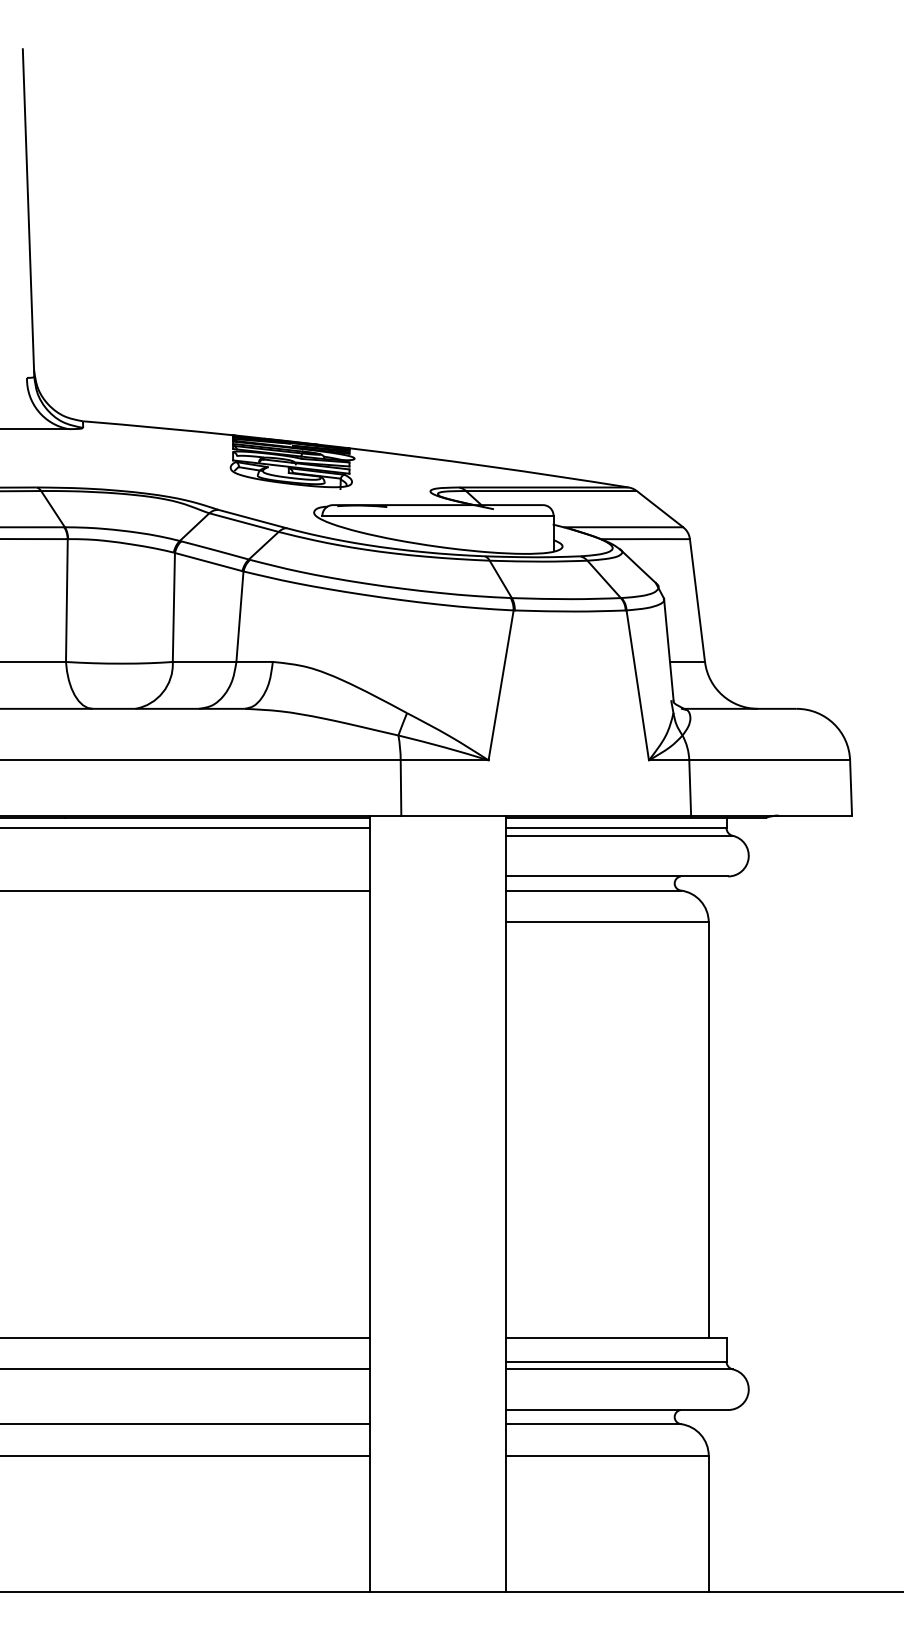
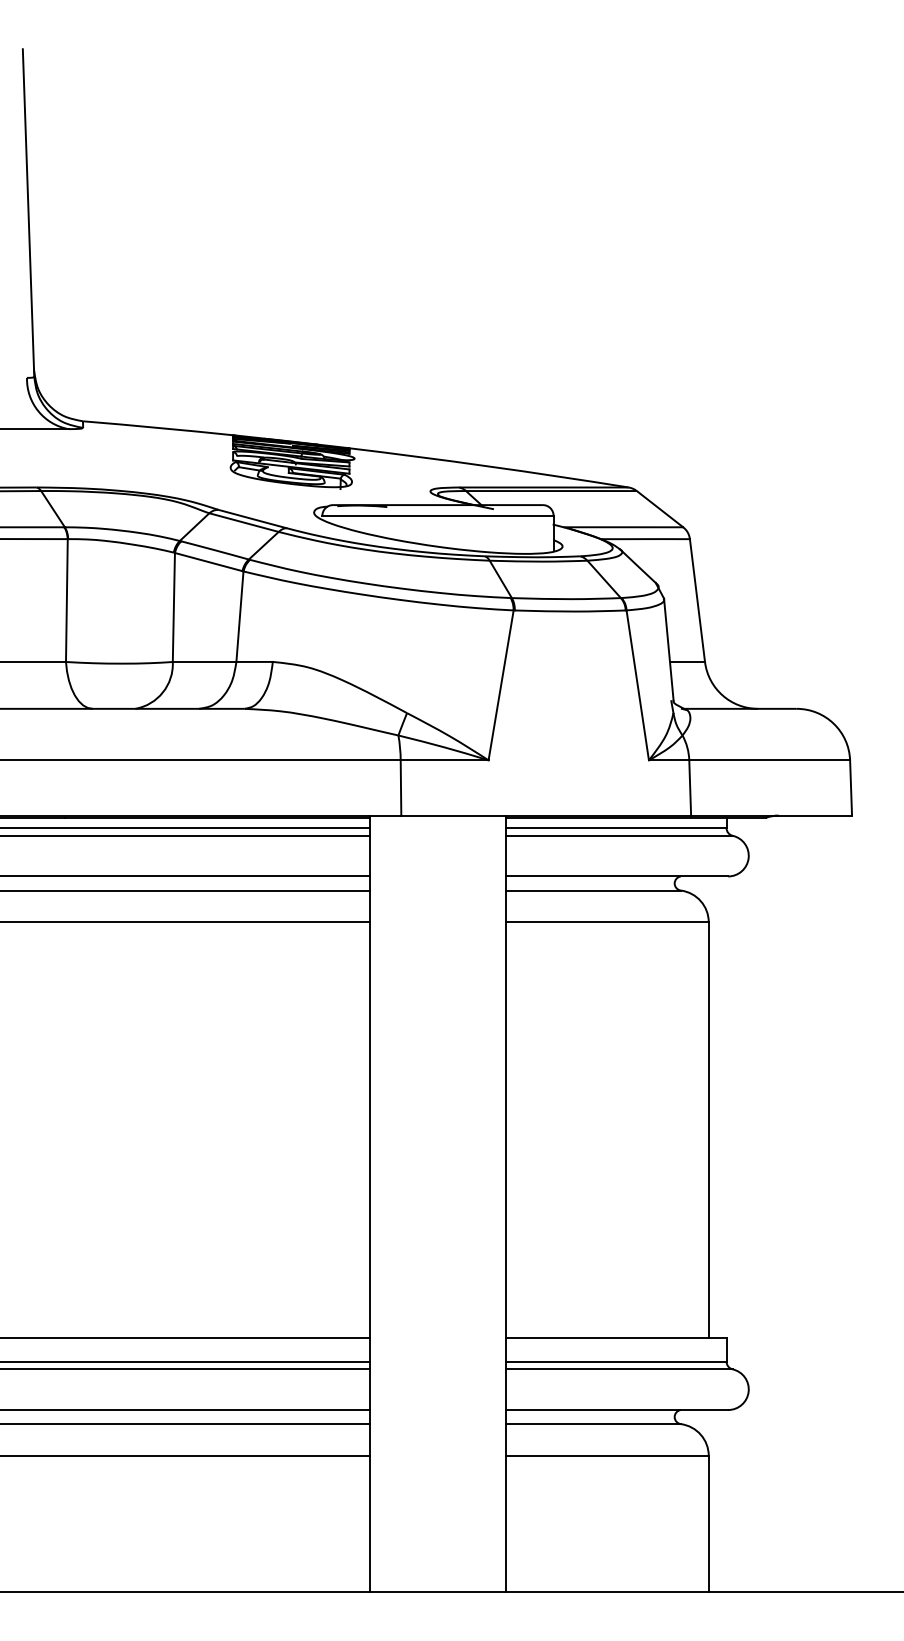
line: none -> present (186, 835)
line: none -> present (186, 876)
line: none -> present (186, 922)
line: none -> present (186, 1361)
line: none -> present (186, 1410)
